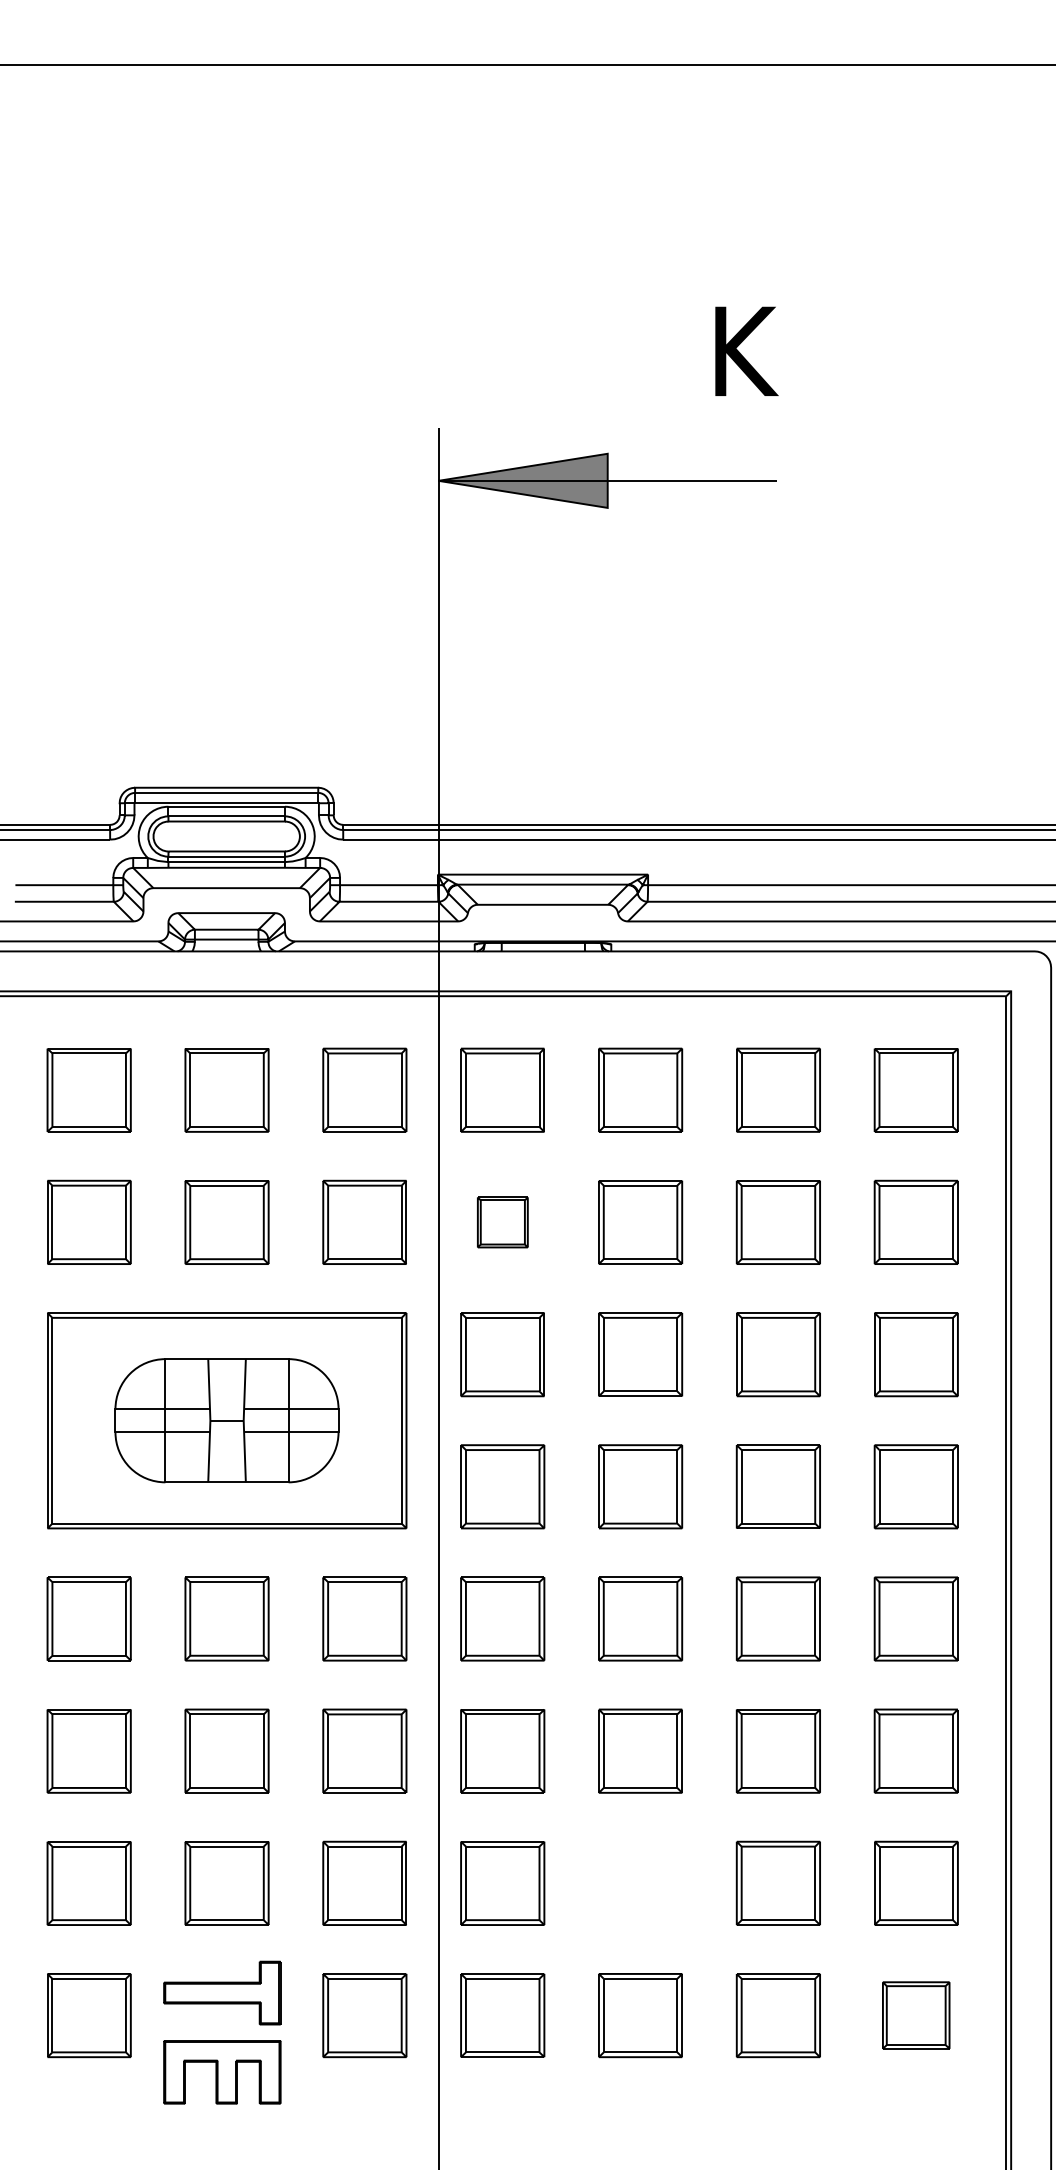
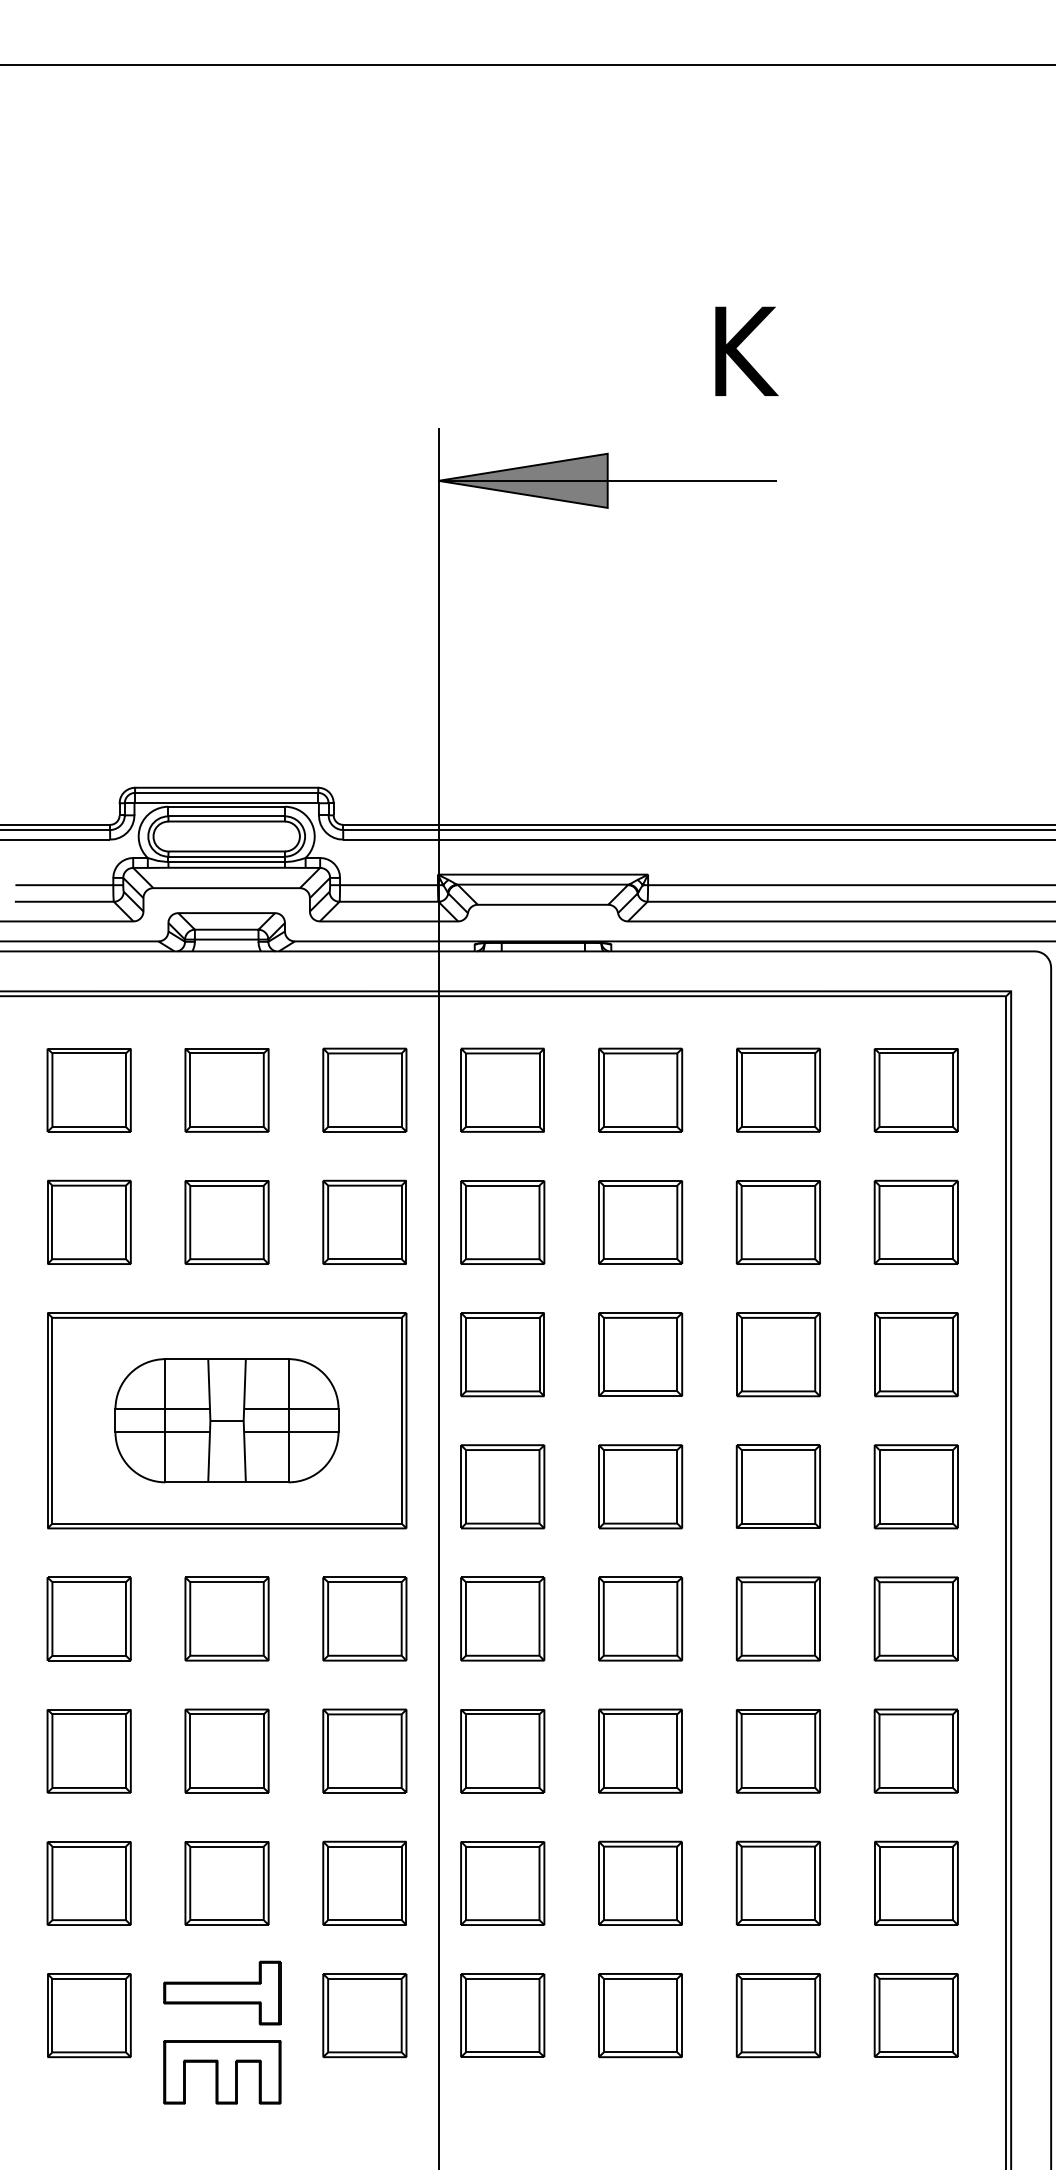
part size: 52x53 px -> 86x85 px (502, 1222)
part: none -> present (640, 1882)
part size: 69x69 px -> 86x85 px (915, 2015)
